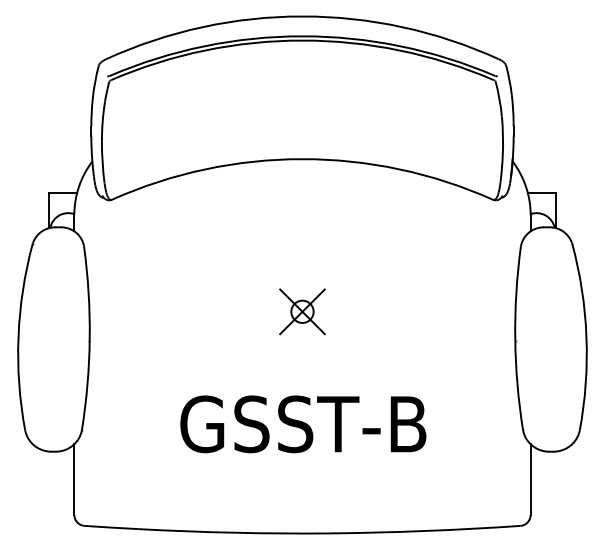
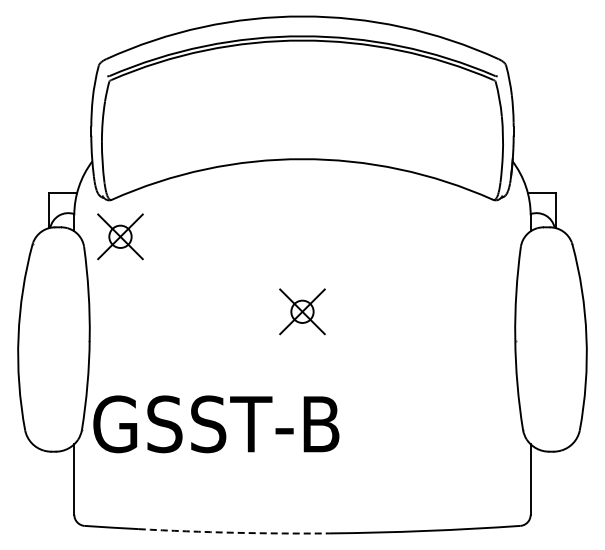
part: none -> present (120, 236)
text position: (303, 424) -> (216, 424) (216, 424)
arc: solid -> dashed (234, 532)
